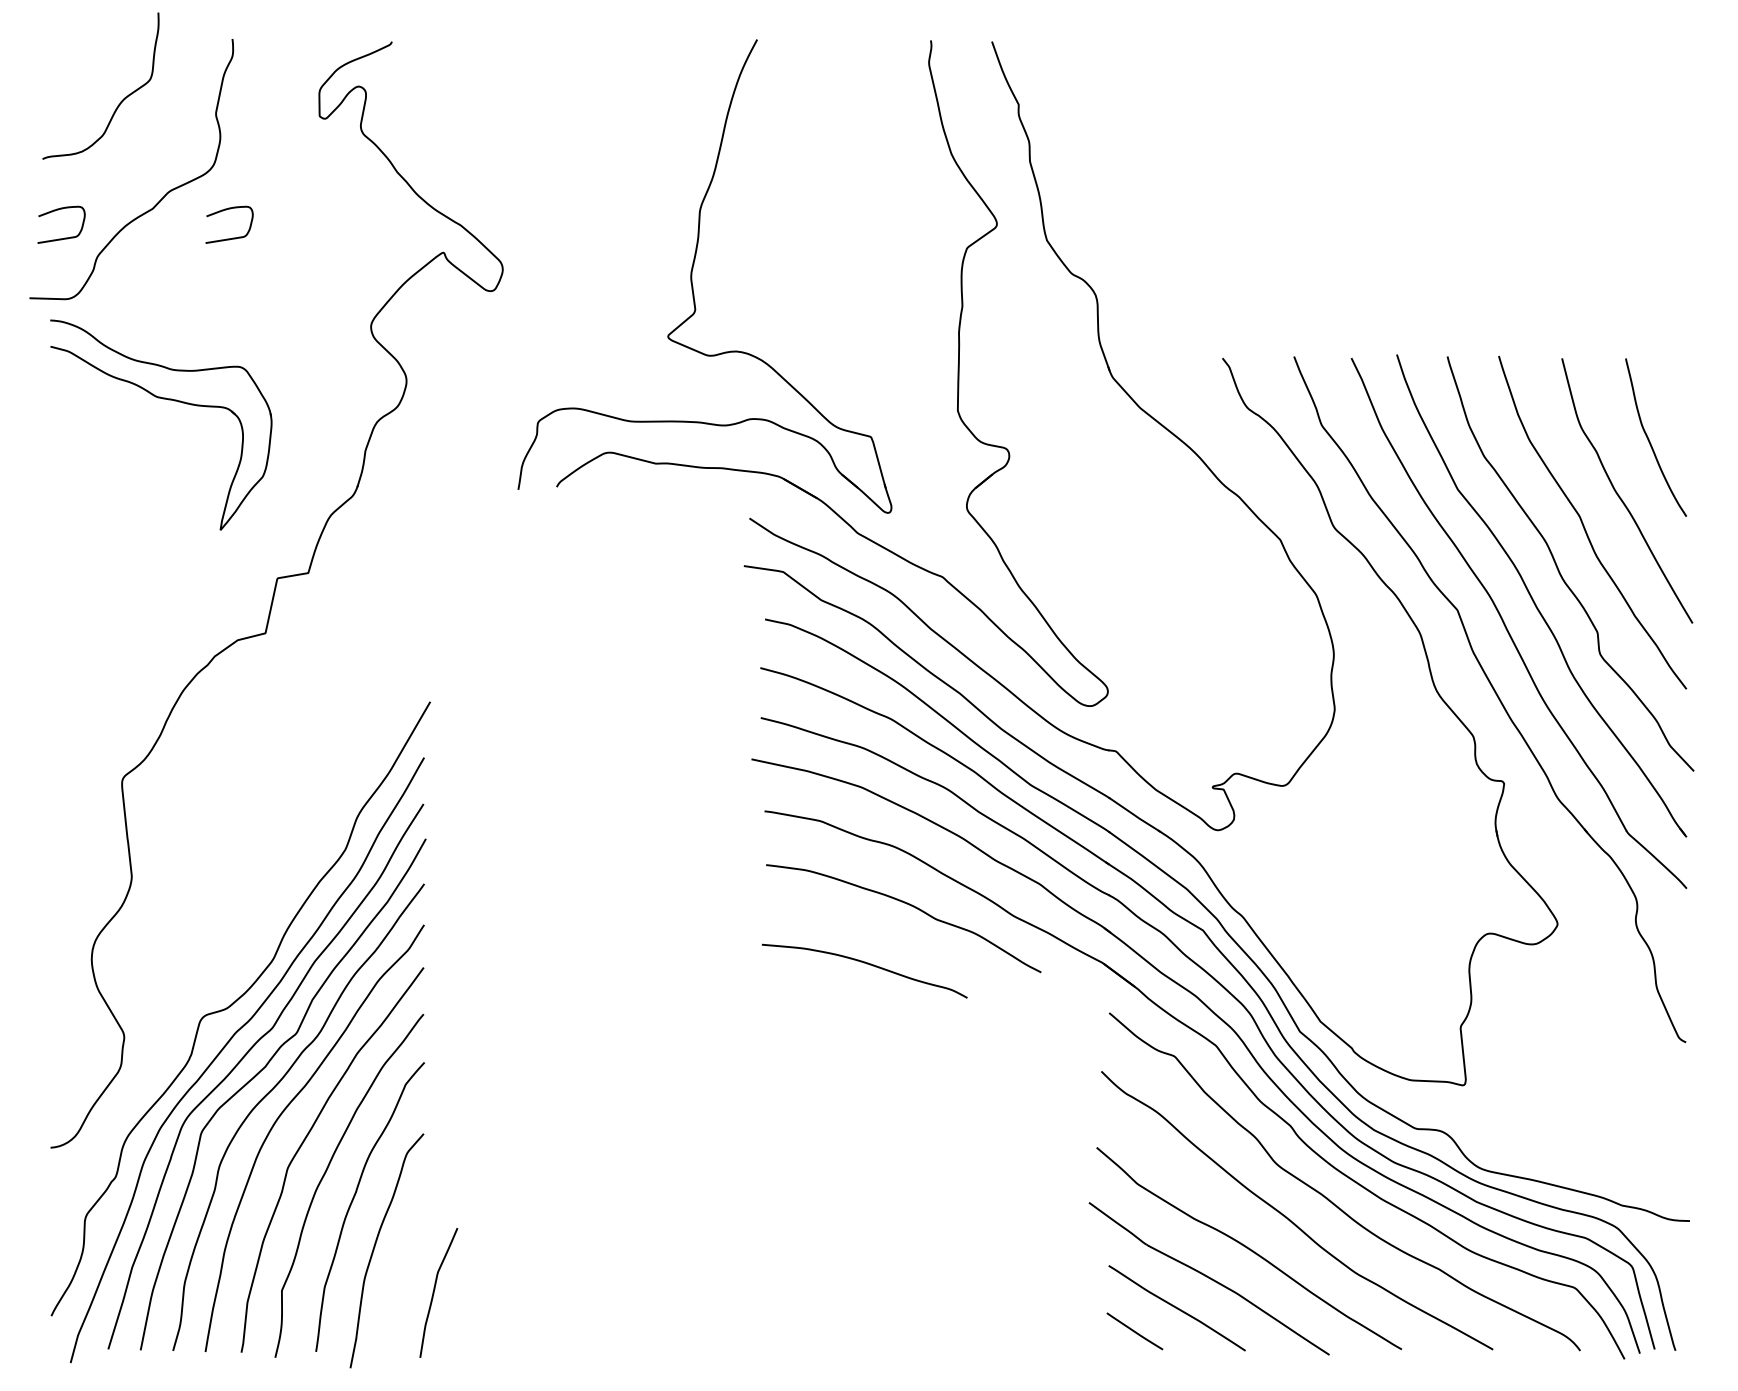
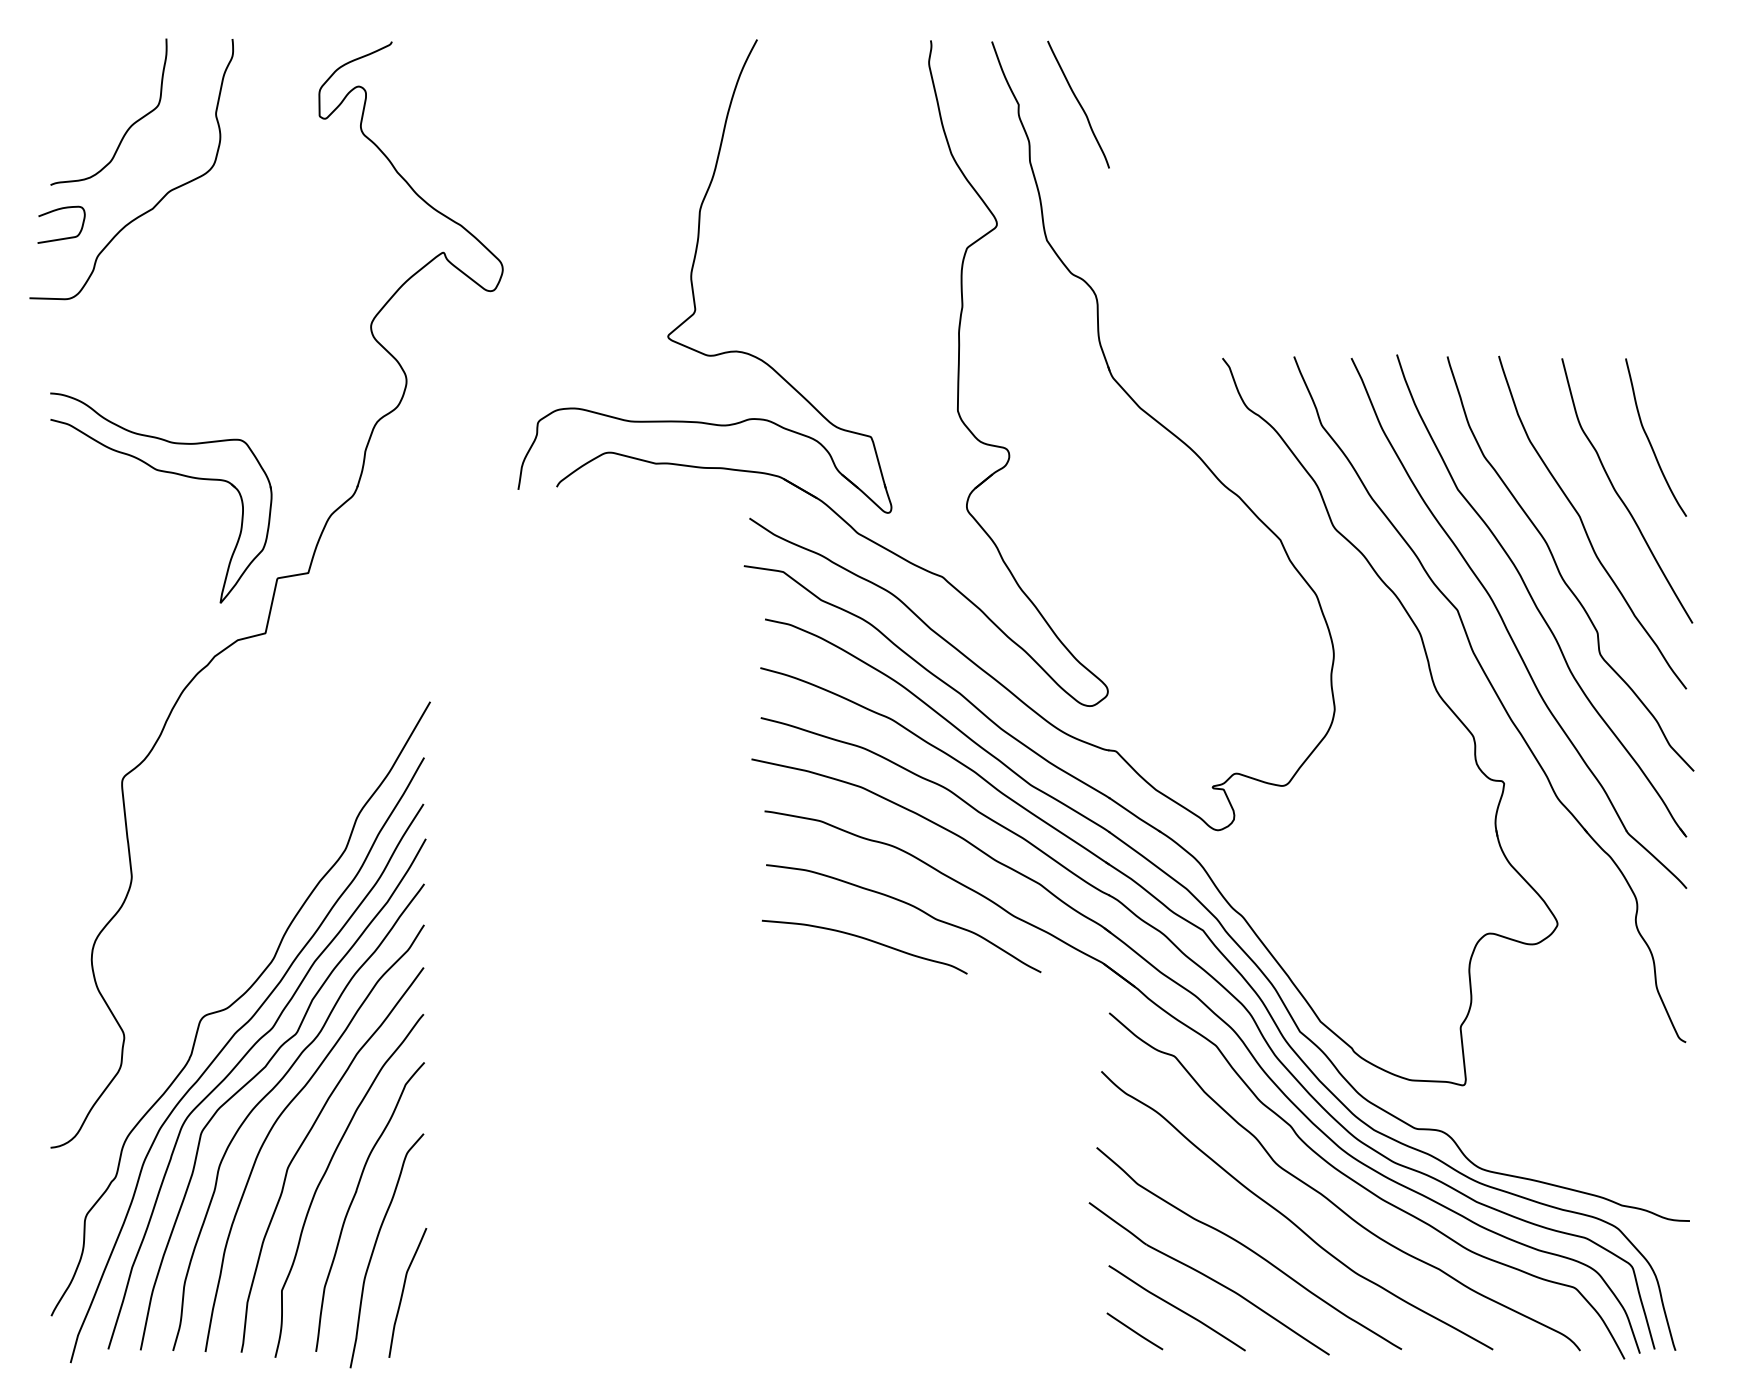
curve position: (120, 101) -> (128, 127) (128, 127)
curve: none -> present (1078, 103)
curve: present -> none (232, 237)
part position: (168, 400) -> (168, 473) (168, 473)
curve position: (867, 964) -> (867, 940) (867, 940)
curve position: (434, 1292) -> (403, 1292) (403, 1292)
